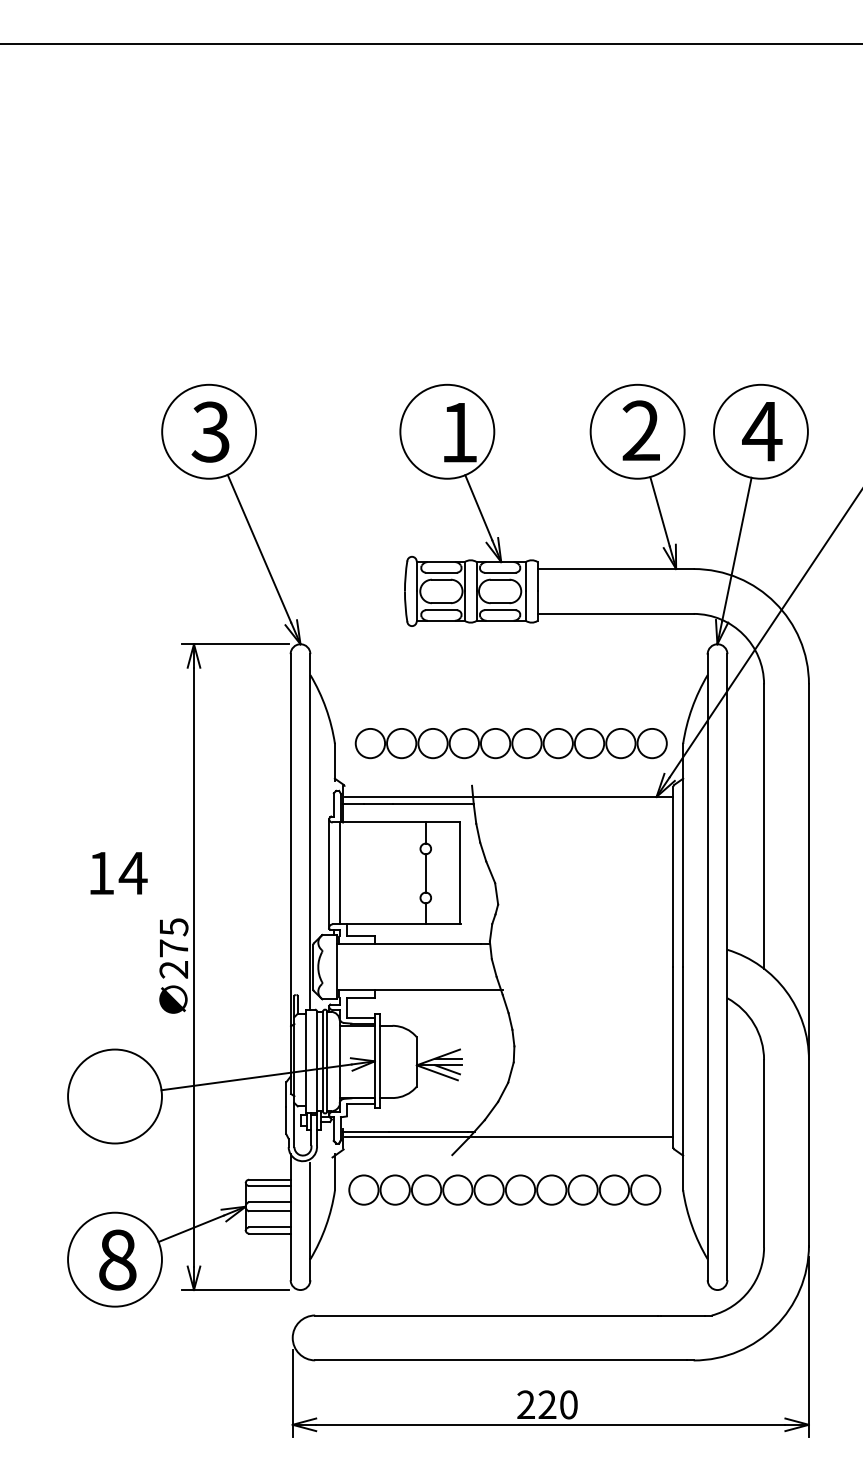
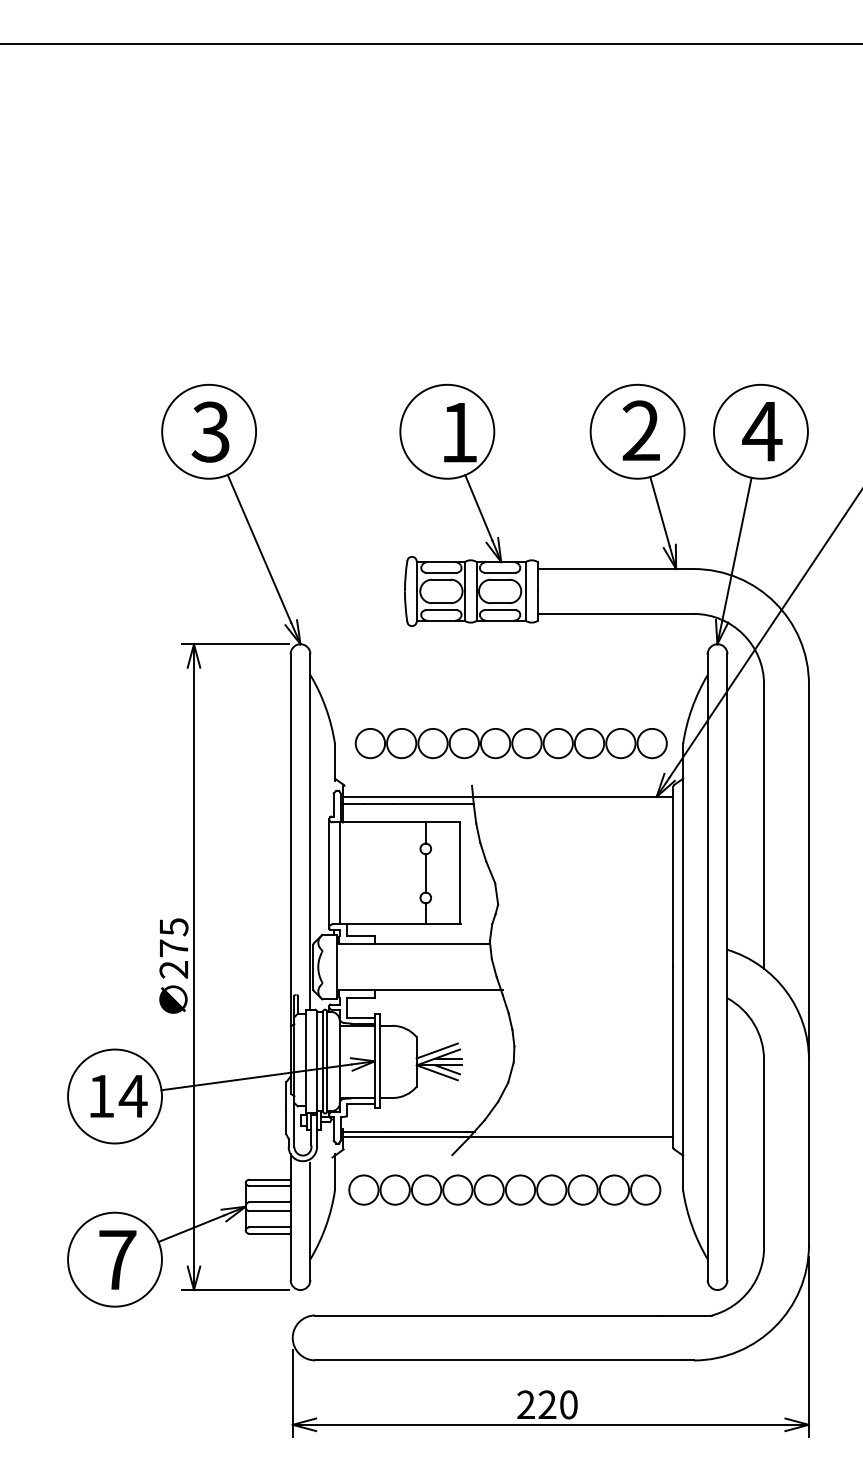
text position: (118, 873) -> (118, 1096) (118, 1096)
line: none -> present (436, 1050)
text: 8 -> 7 (117, 1259)
